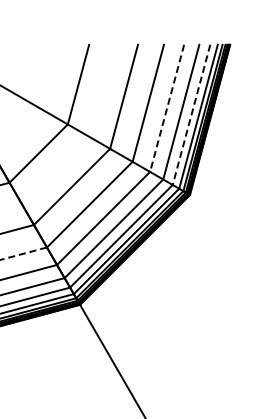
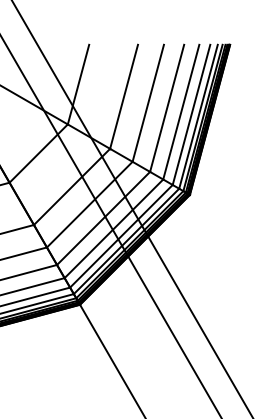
line: dashed -> solid (167, 108)
line: dashed -> solid (191, 114)
line: none -> present (132, 208)
line: none -> present (111, 226)
line: dashed -> solid (23, 253)
